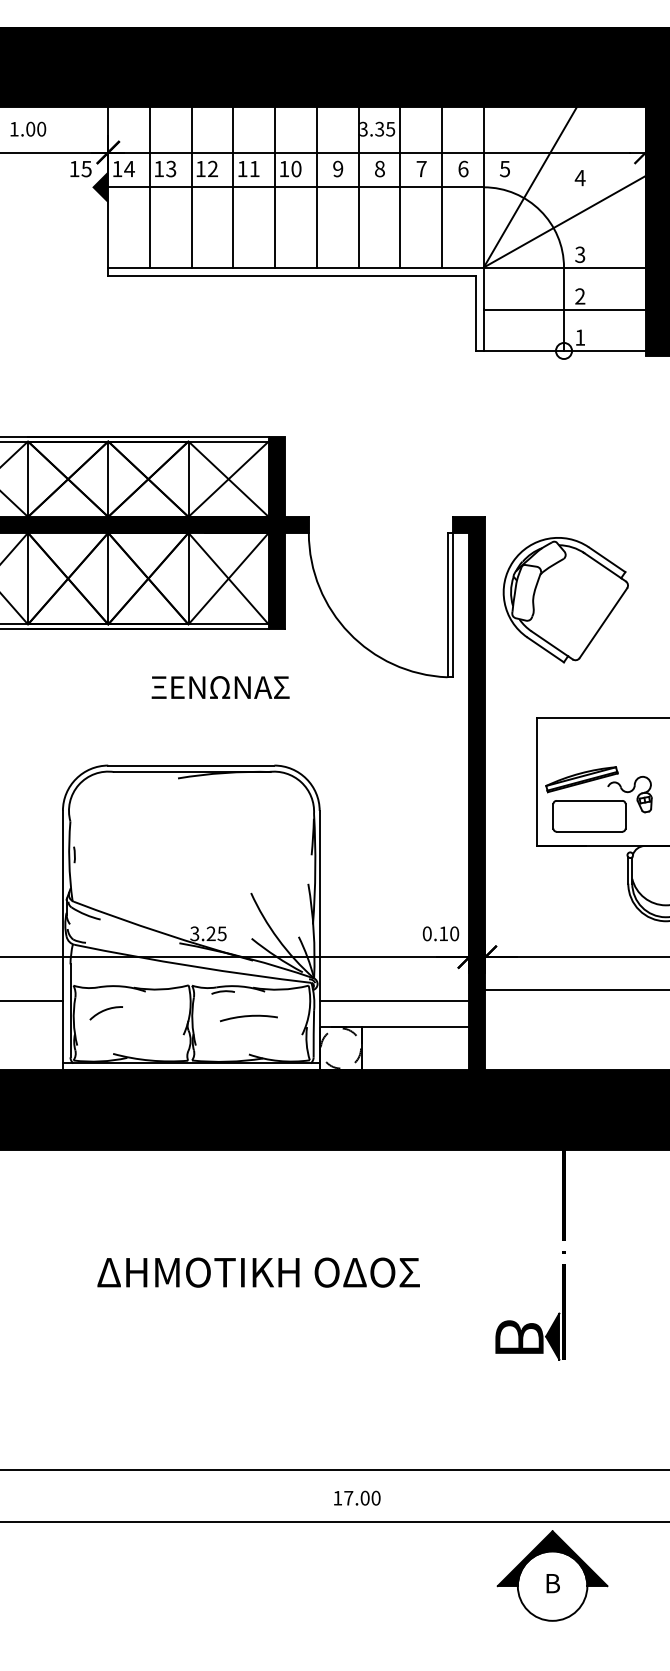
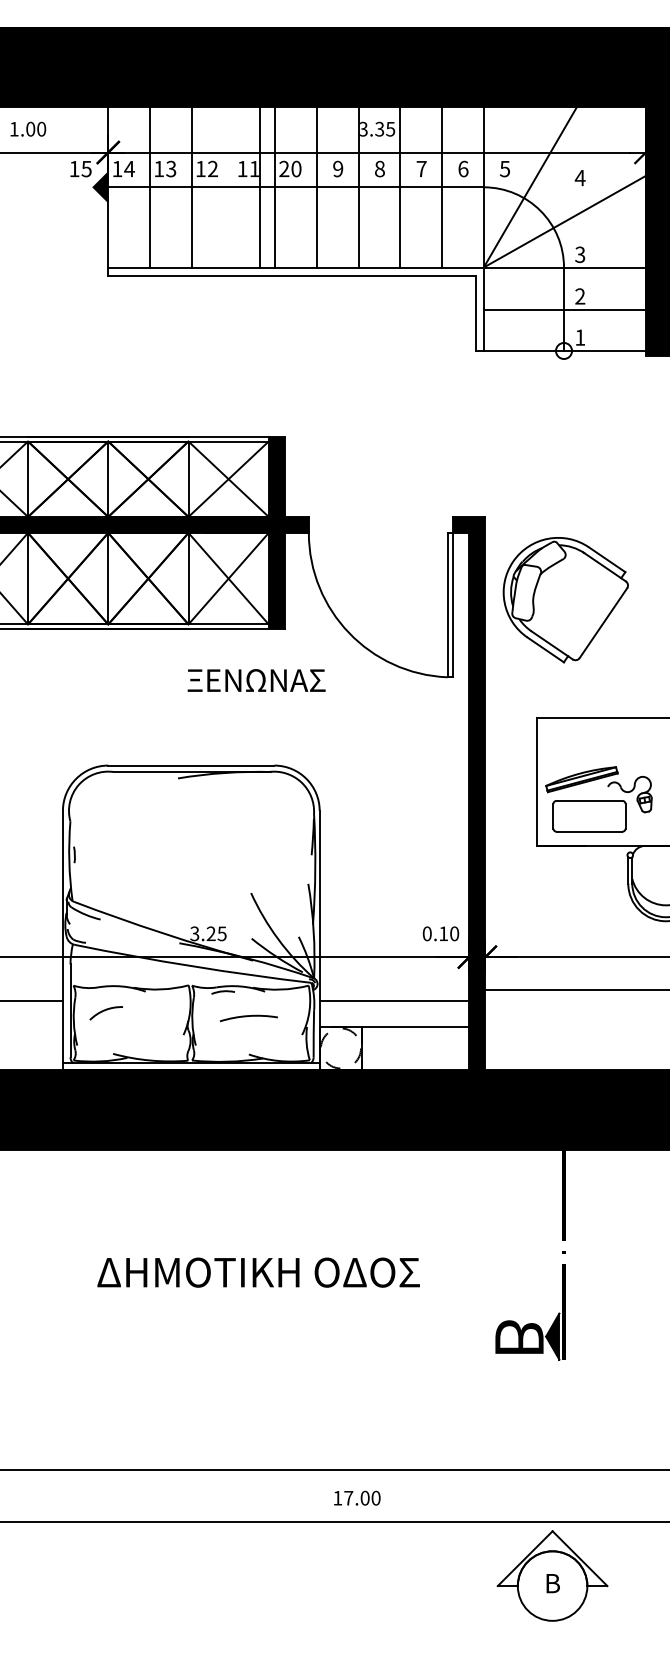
text: 10 -> 20 (284, 168)
line position: (233, 187) -> (260, 187) (260, 187)
text position: (220, 687) -> (256, 680) (256, 680)
fill: present -> none (552, 1558)
